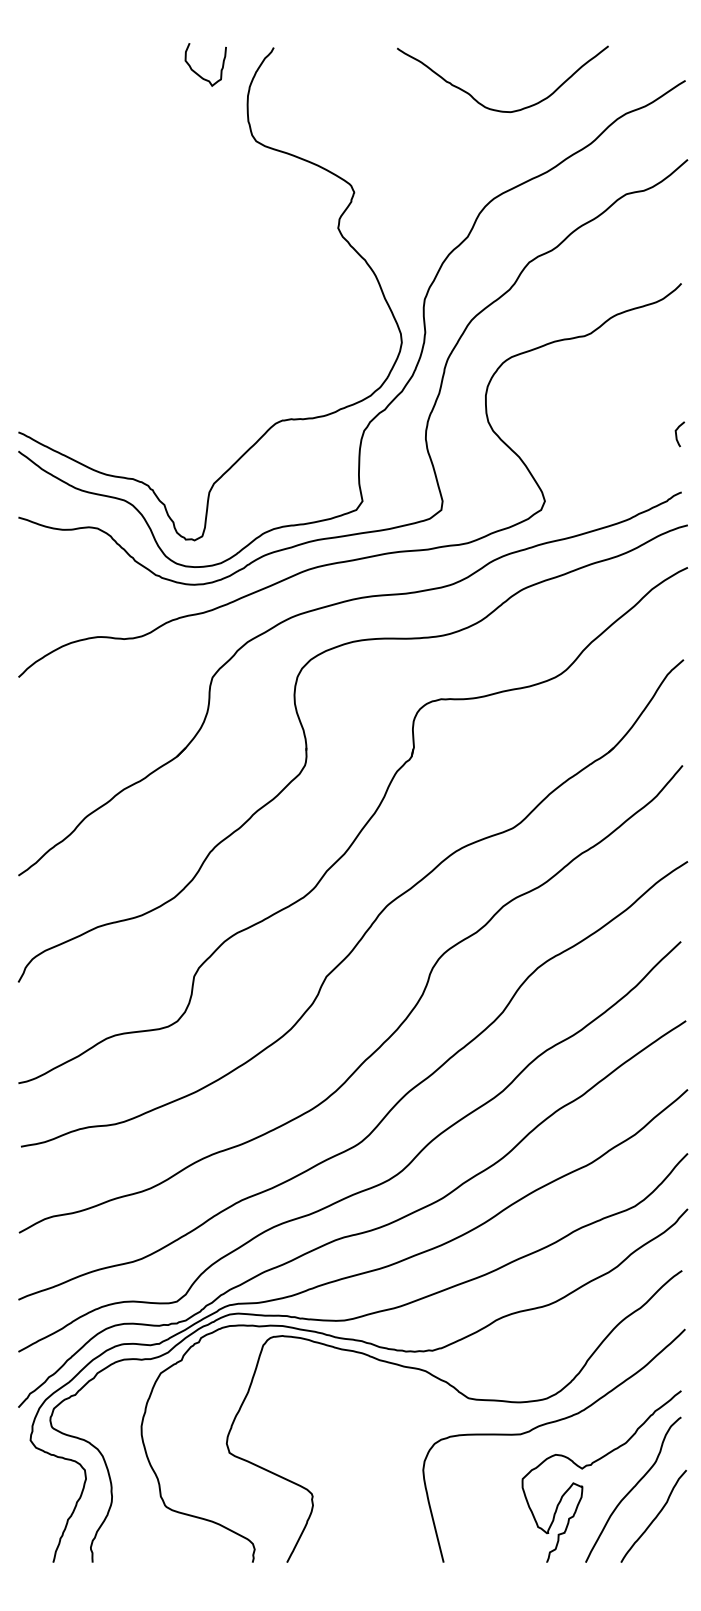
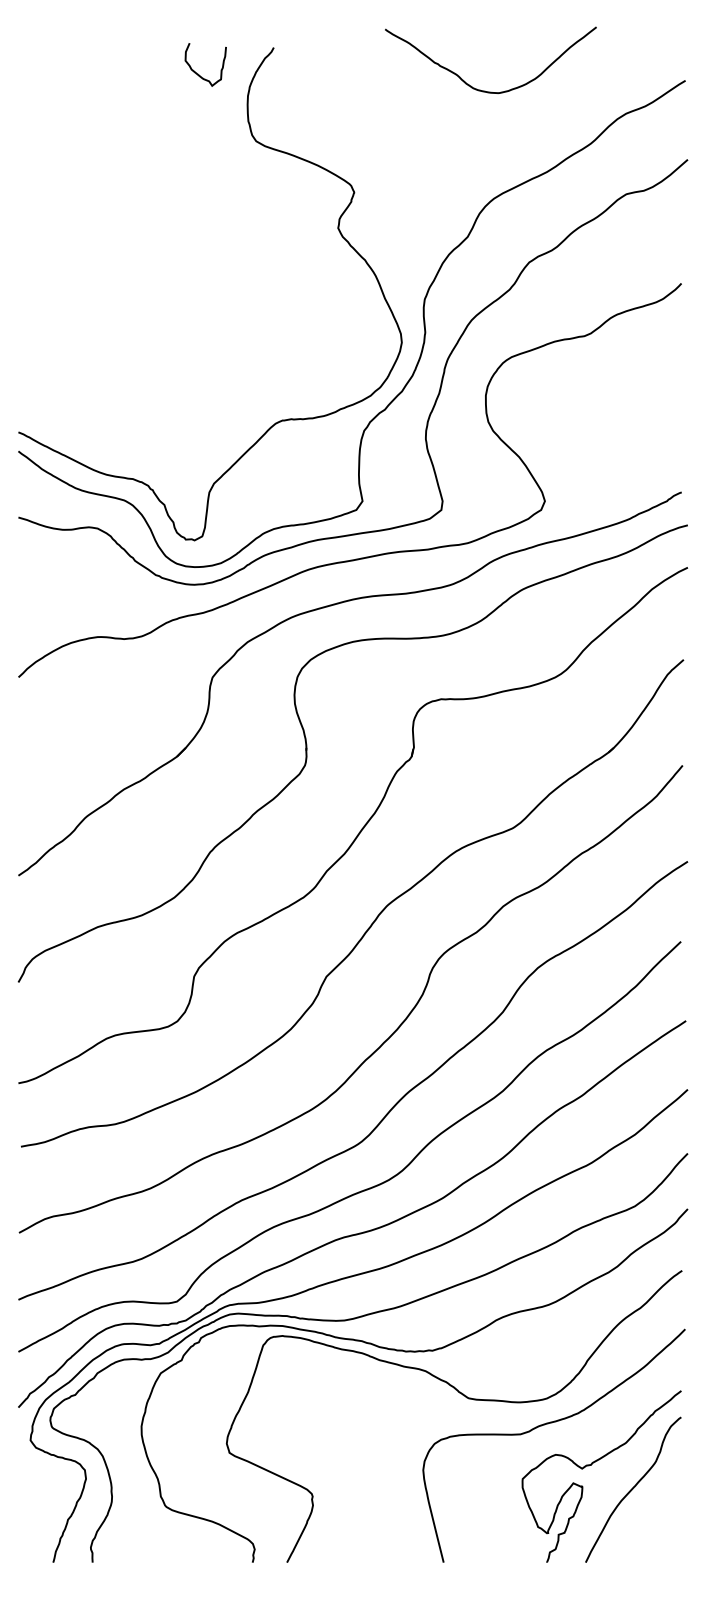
curve position: (497, 109) -> (485, 90) (485, 90)
curve: present -> none (677, 435)
curve: present -> none (655, 1516)
